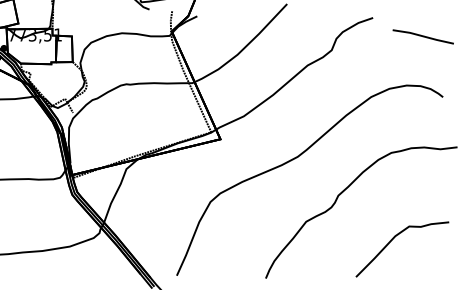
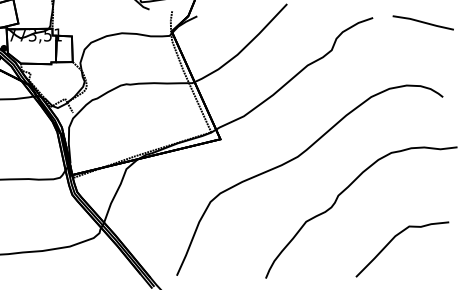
line position: (422, 36) -> (422, 22) (422, 22)
